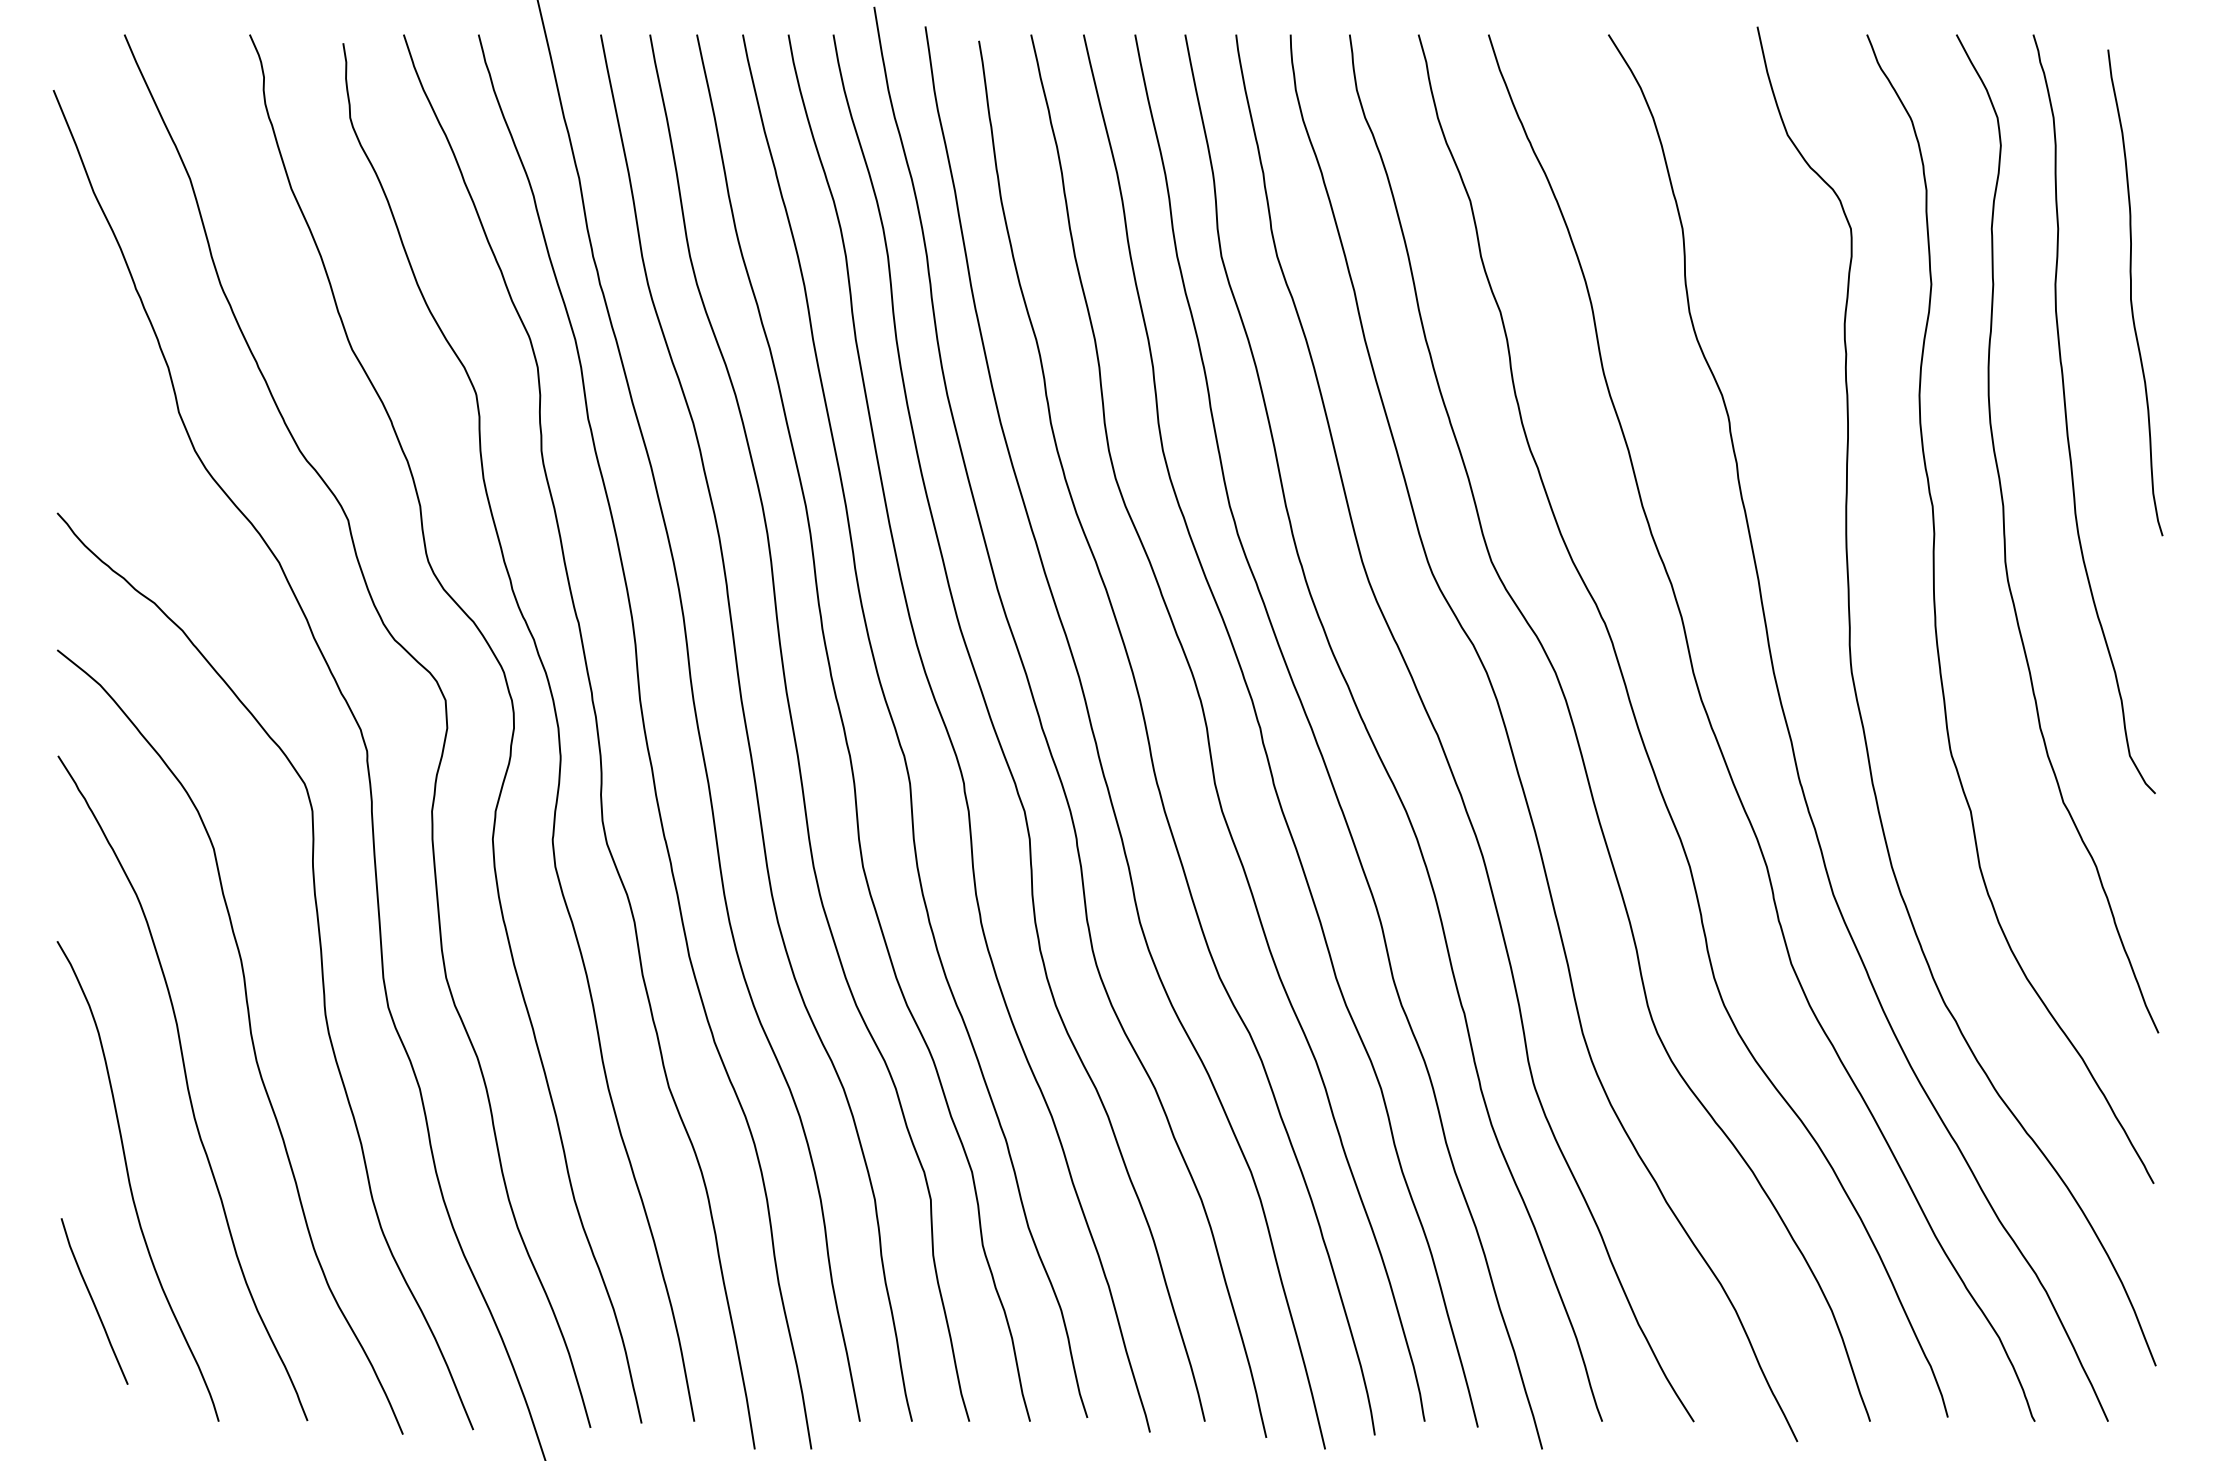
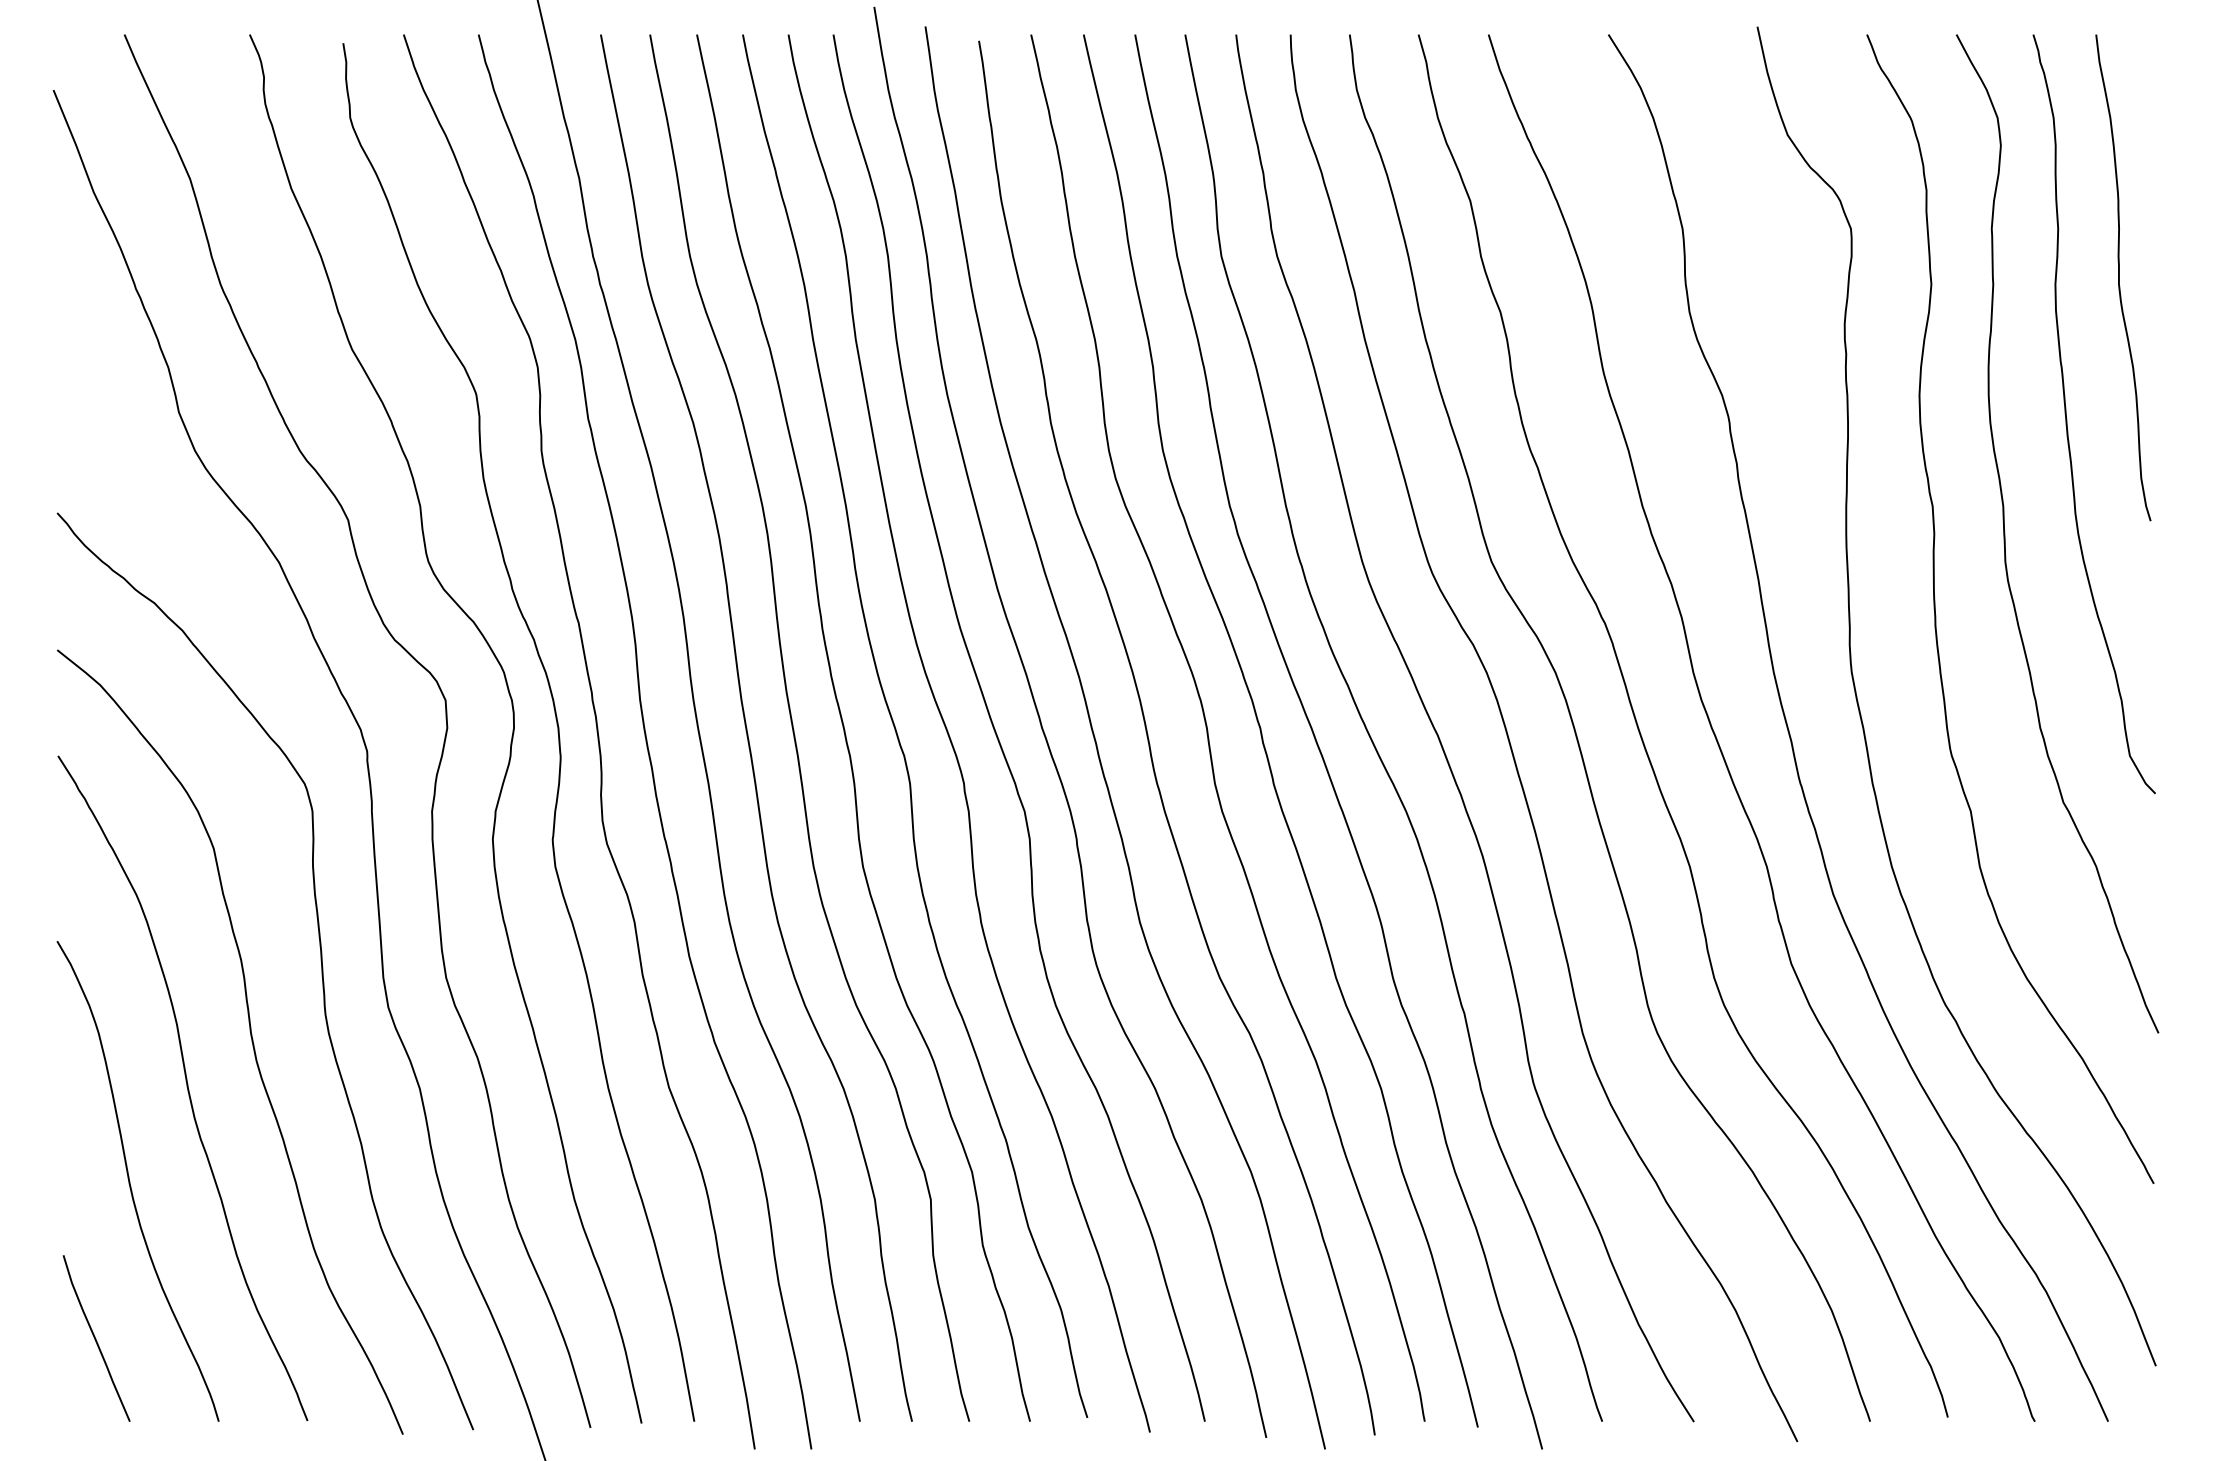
curve position: (2131, 292) -> (2119, 277) (2119, 277)
curve position: (94, 1301) -> (96, 1338) (96, 1338)
